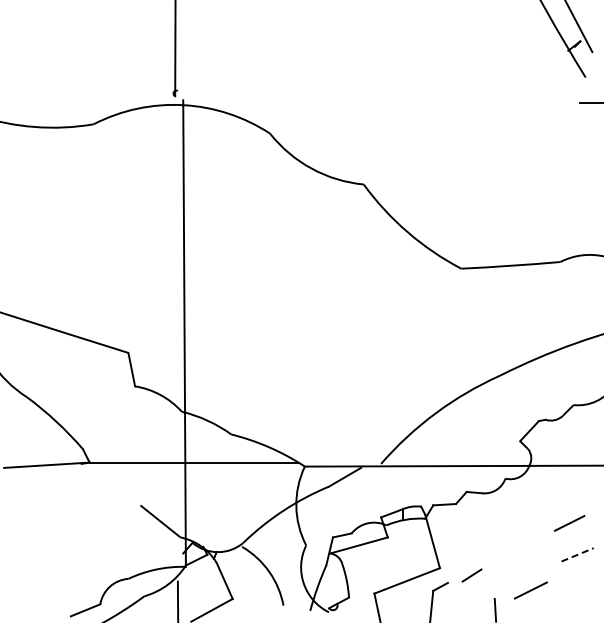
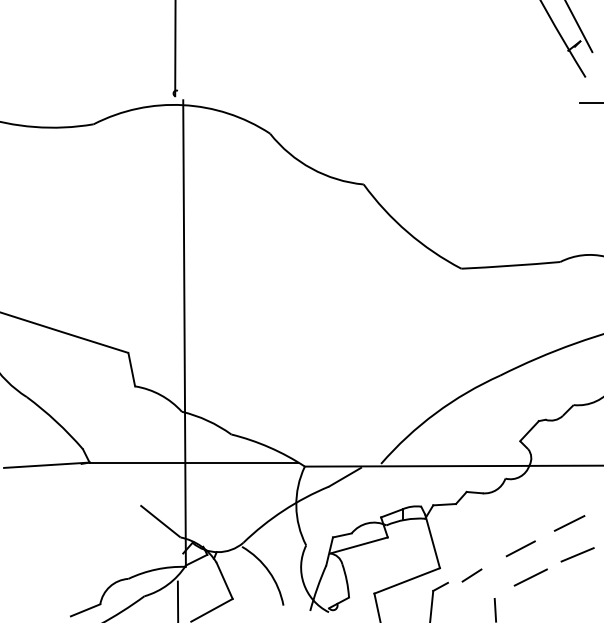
line: none -> present (520, 548)
line: dashed -> solid (578, 554)
line position: (530, 590) -> (530, 577) (530, 577)
